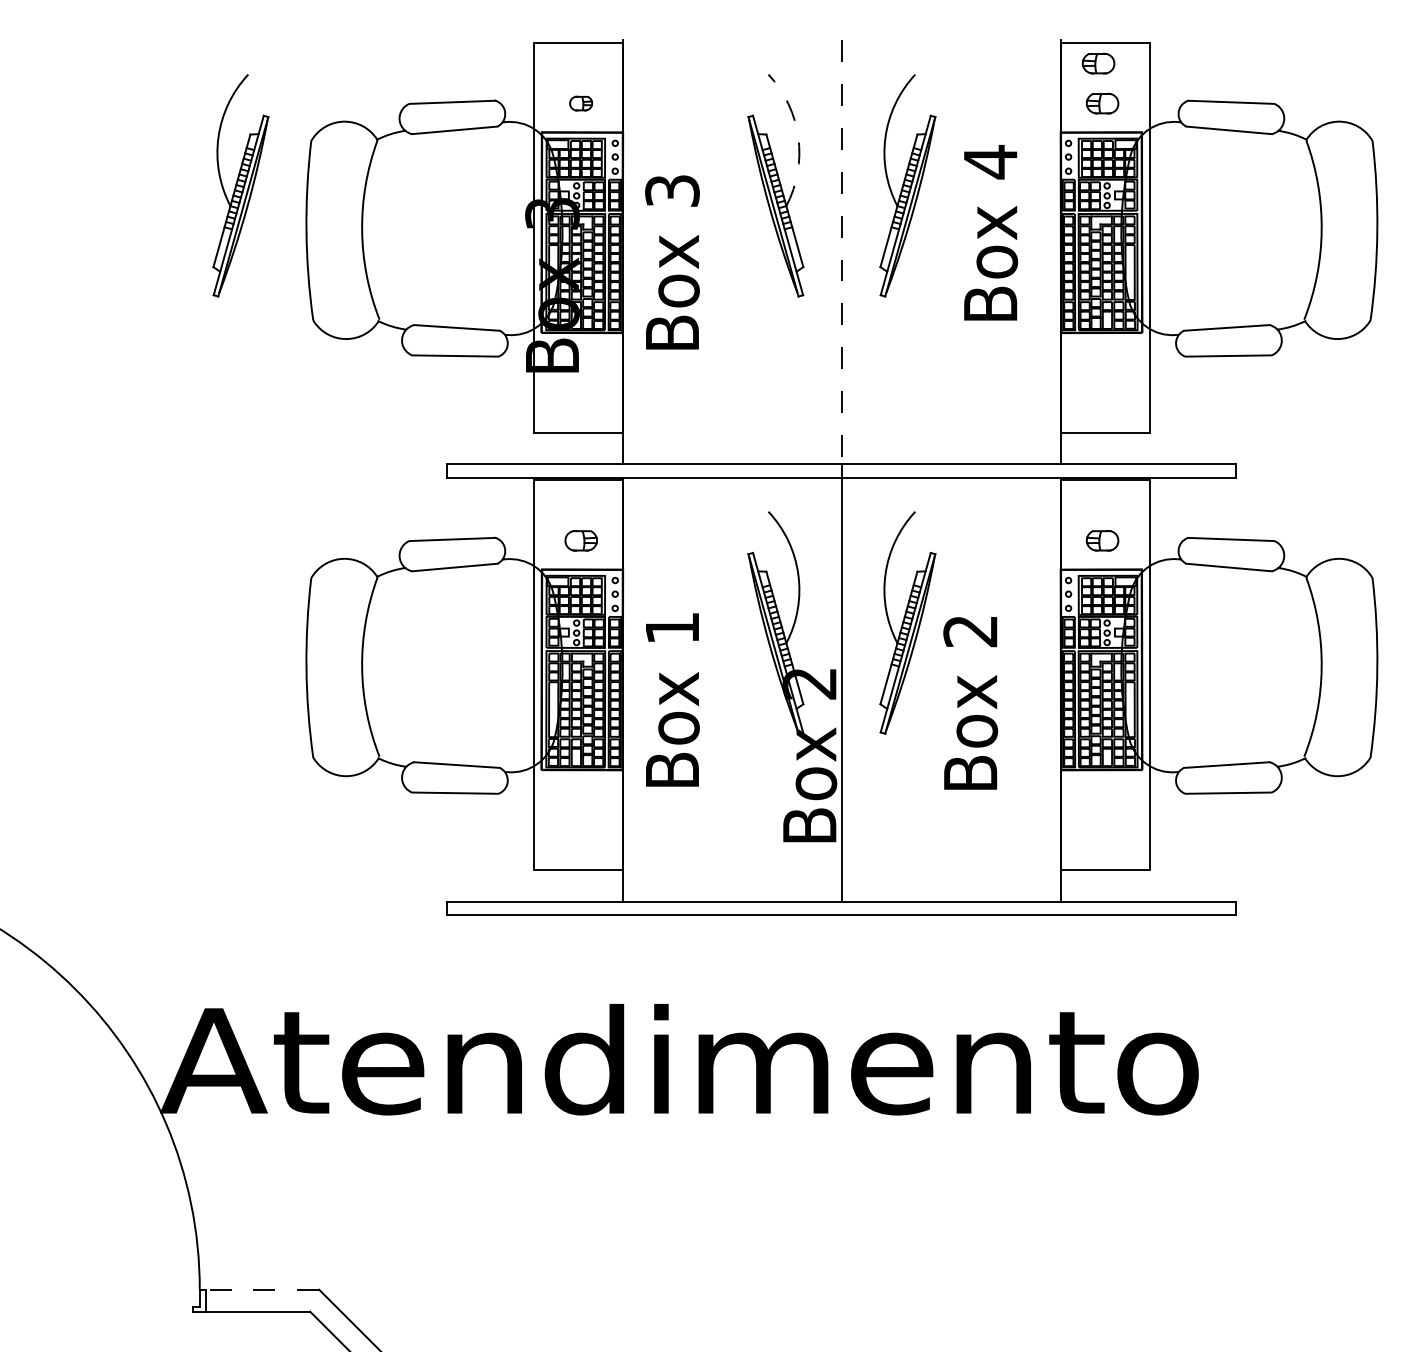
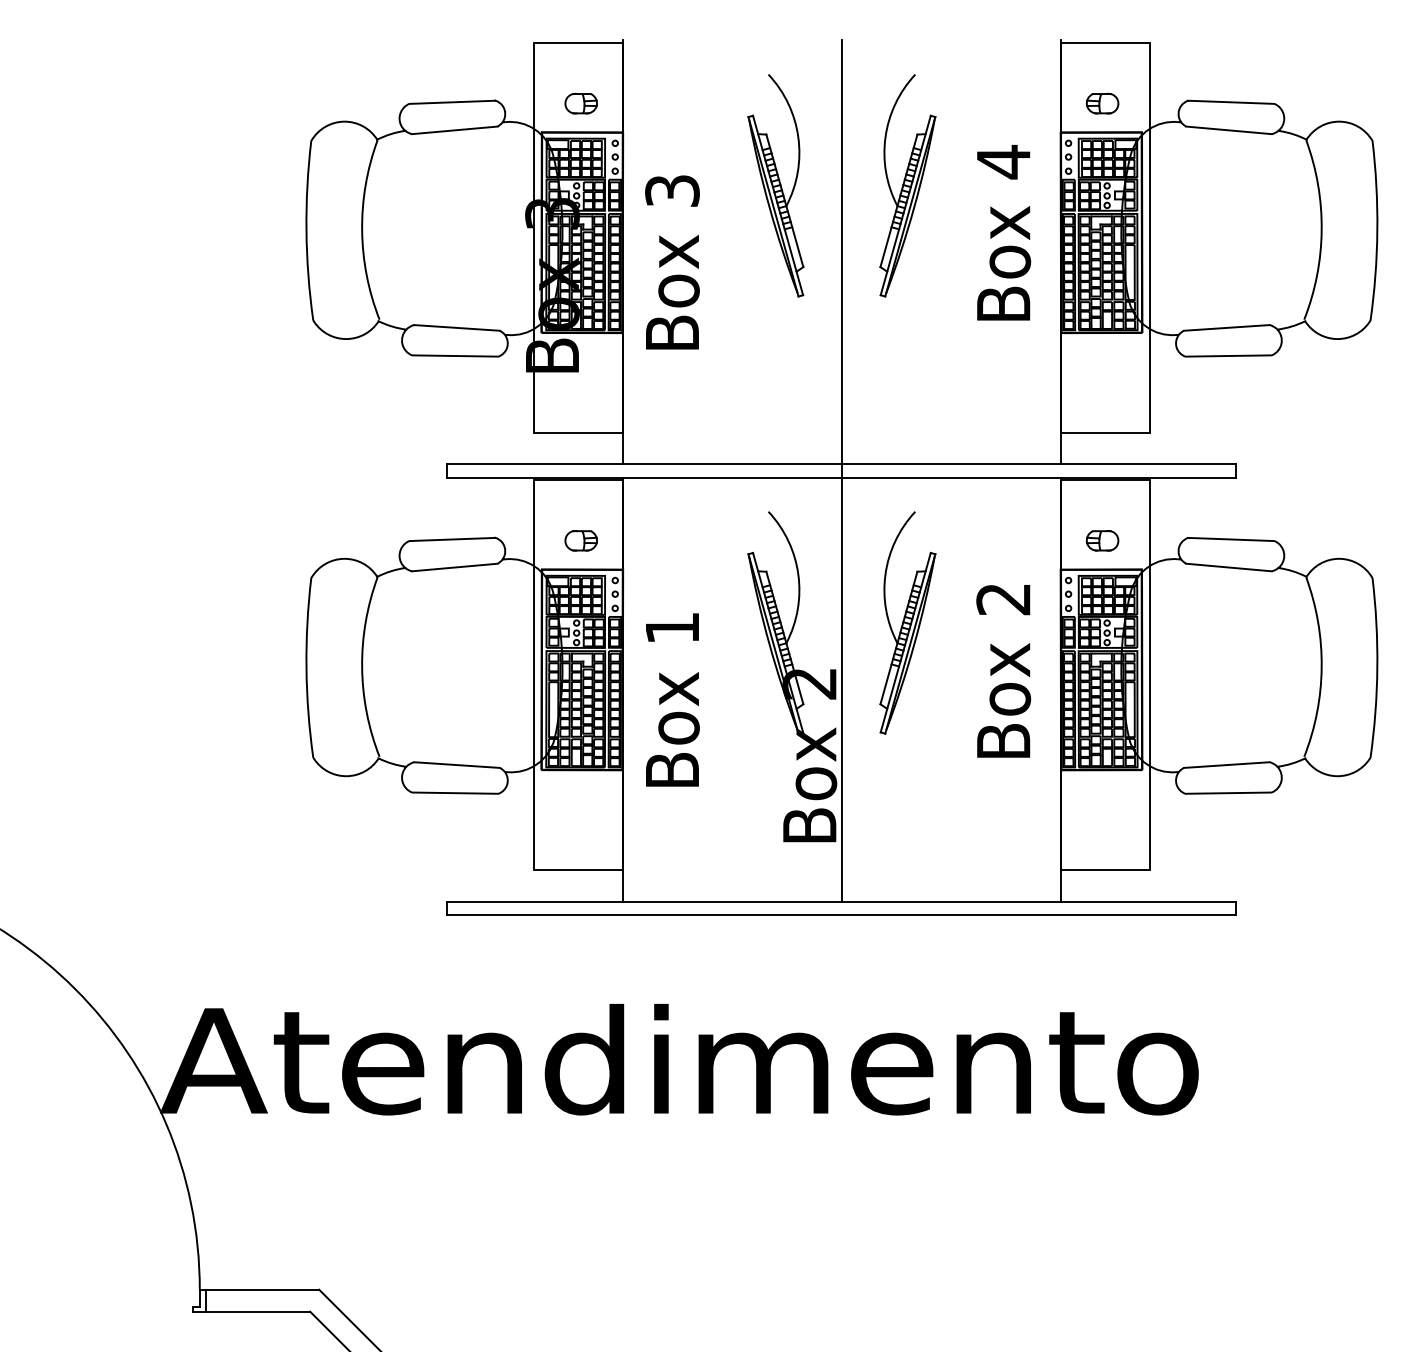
part: present -> none (1098, 63)
part size: 25x17 px -> 34x23 px (580, 103)
arc: dashed -> solid (798, 137)
part: present -> none (240, 185)
text position: (991, 232) -> (1004, 232) (1004, 232)
line: dashed -> solid (841, 252)
text position: (970, 703) -> (1003, 671) (1003, 671)
line: dashed -> solid (262, 1289)
